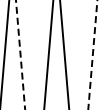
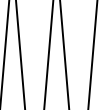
line: dashed -> solid (20, 54)
line: dashed -> solid (92, 54)
